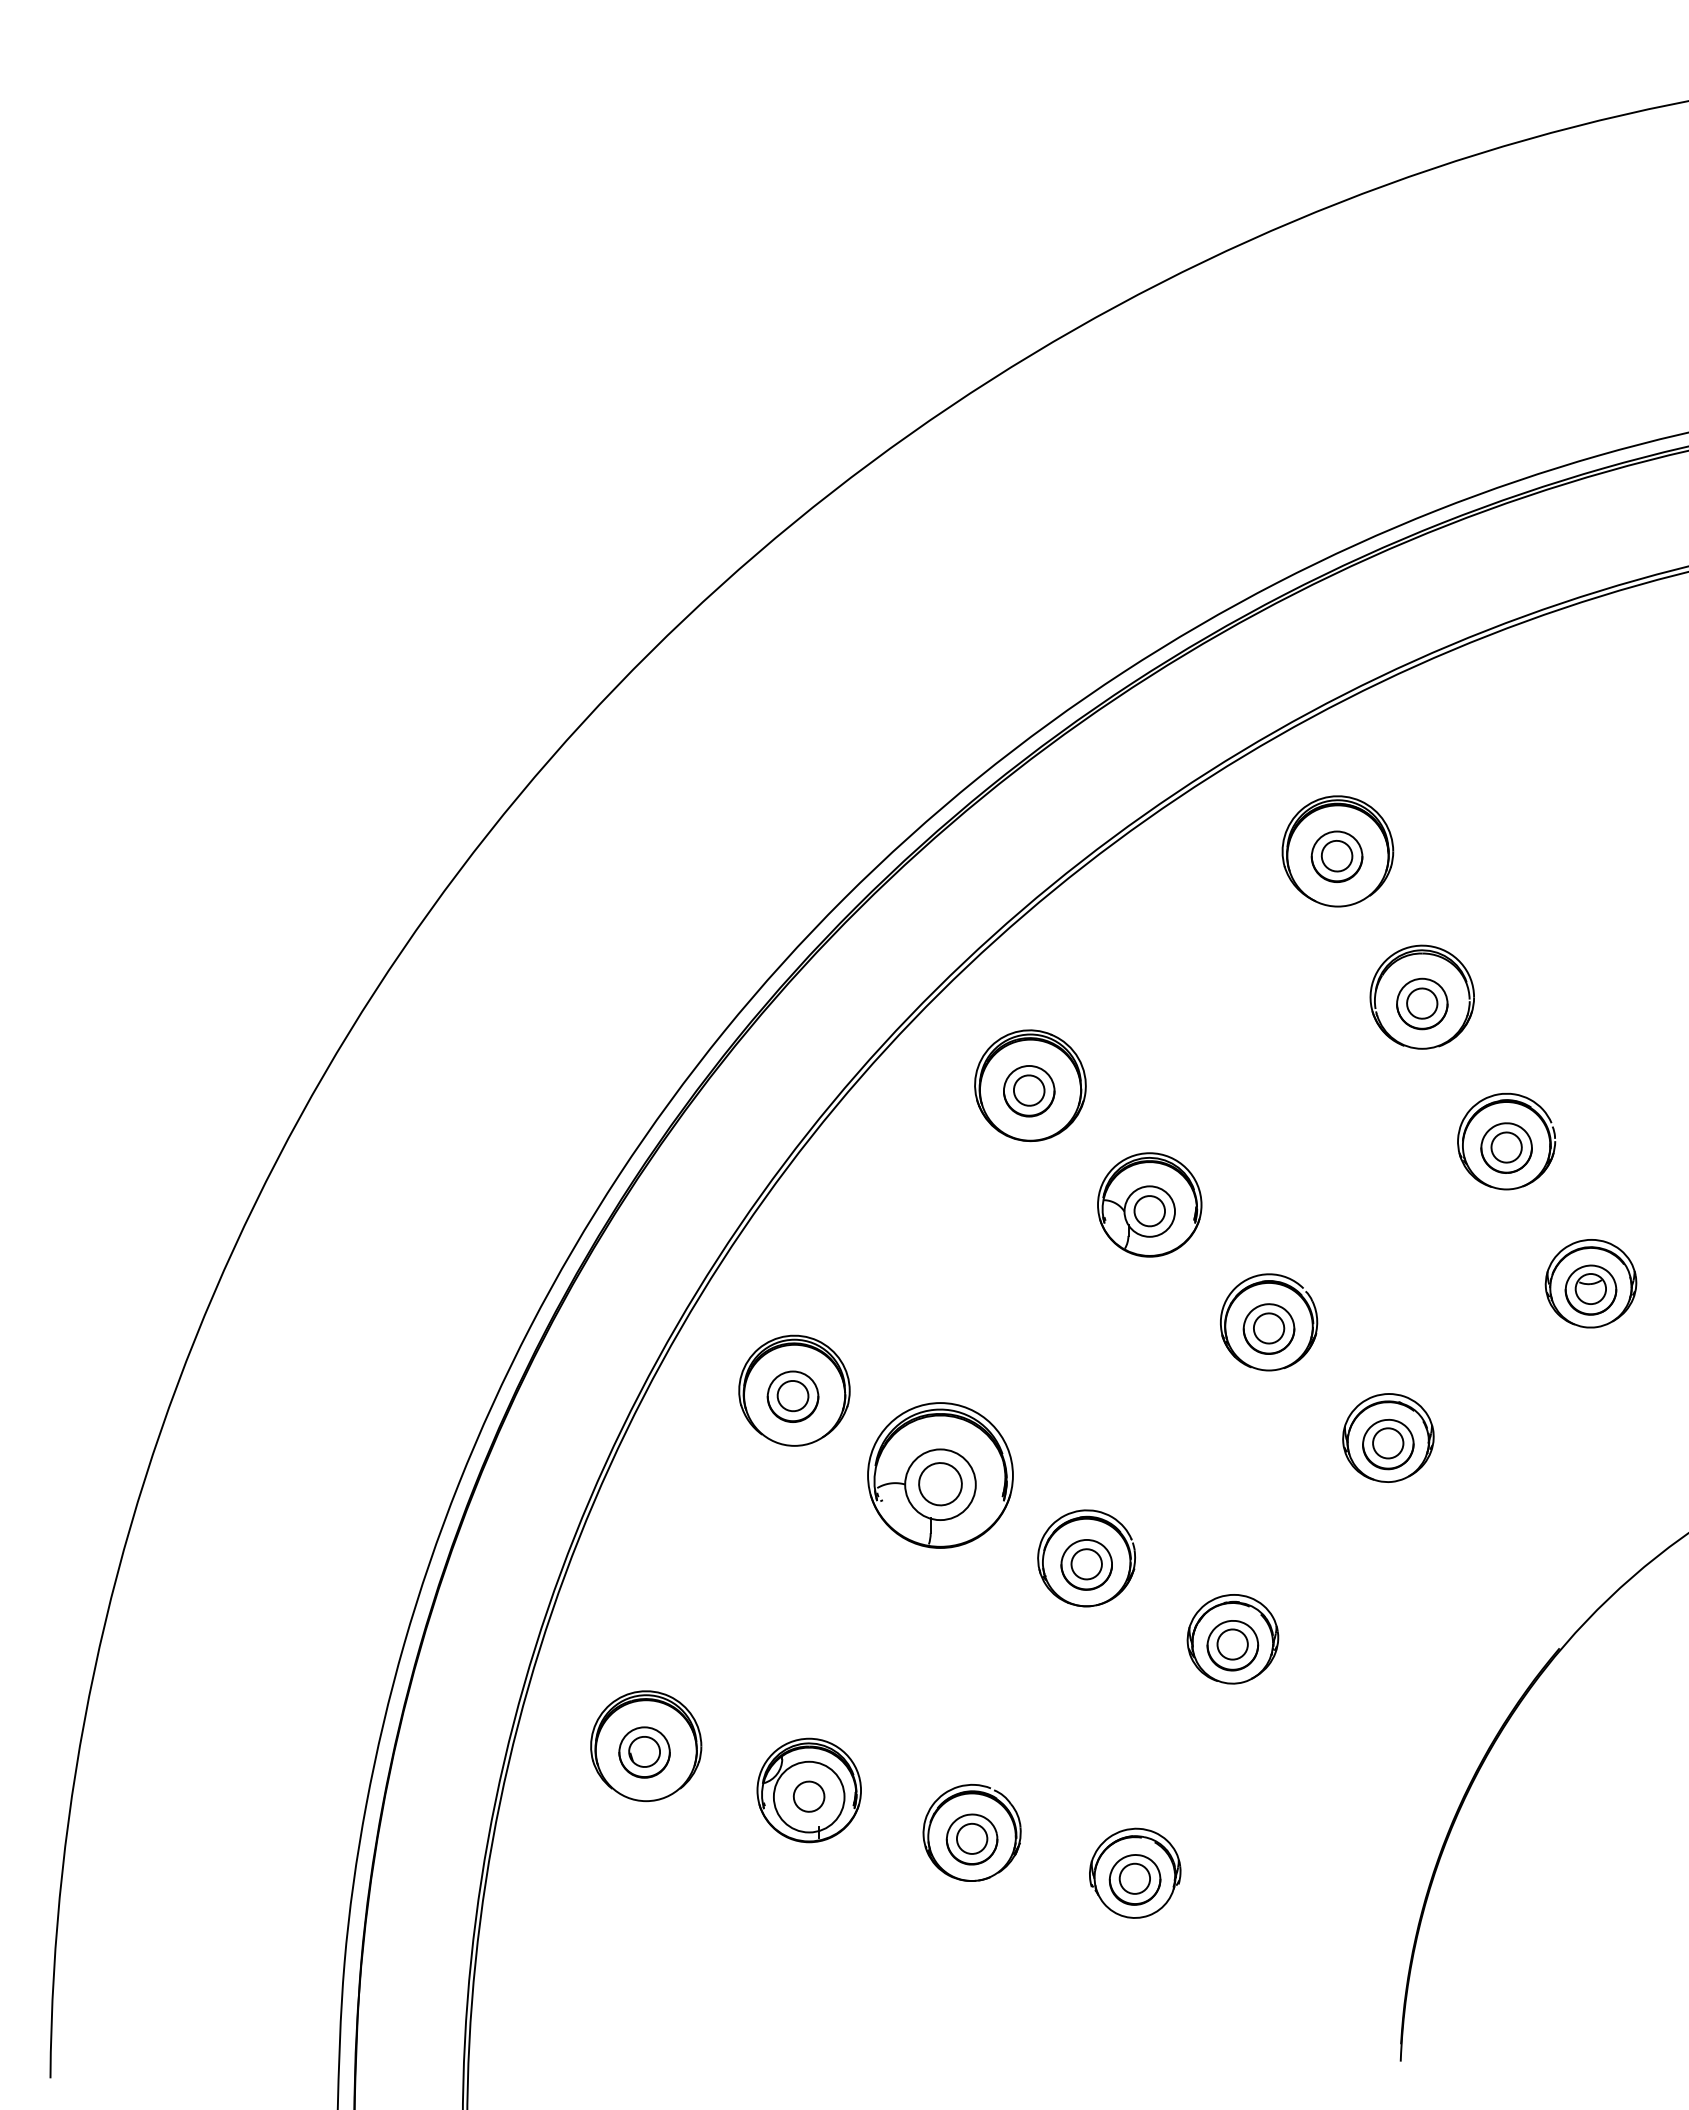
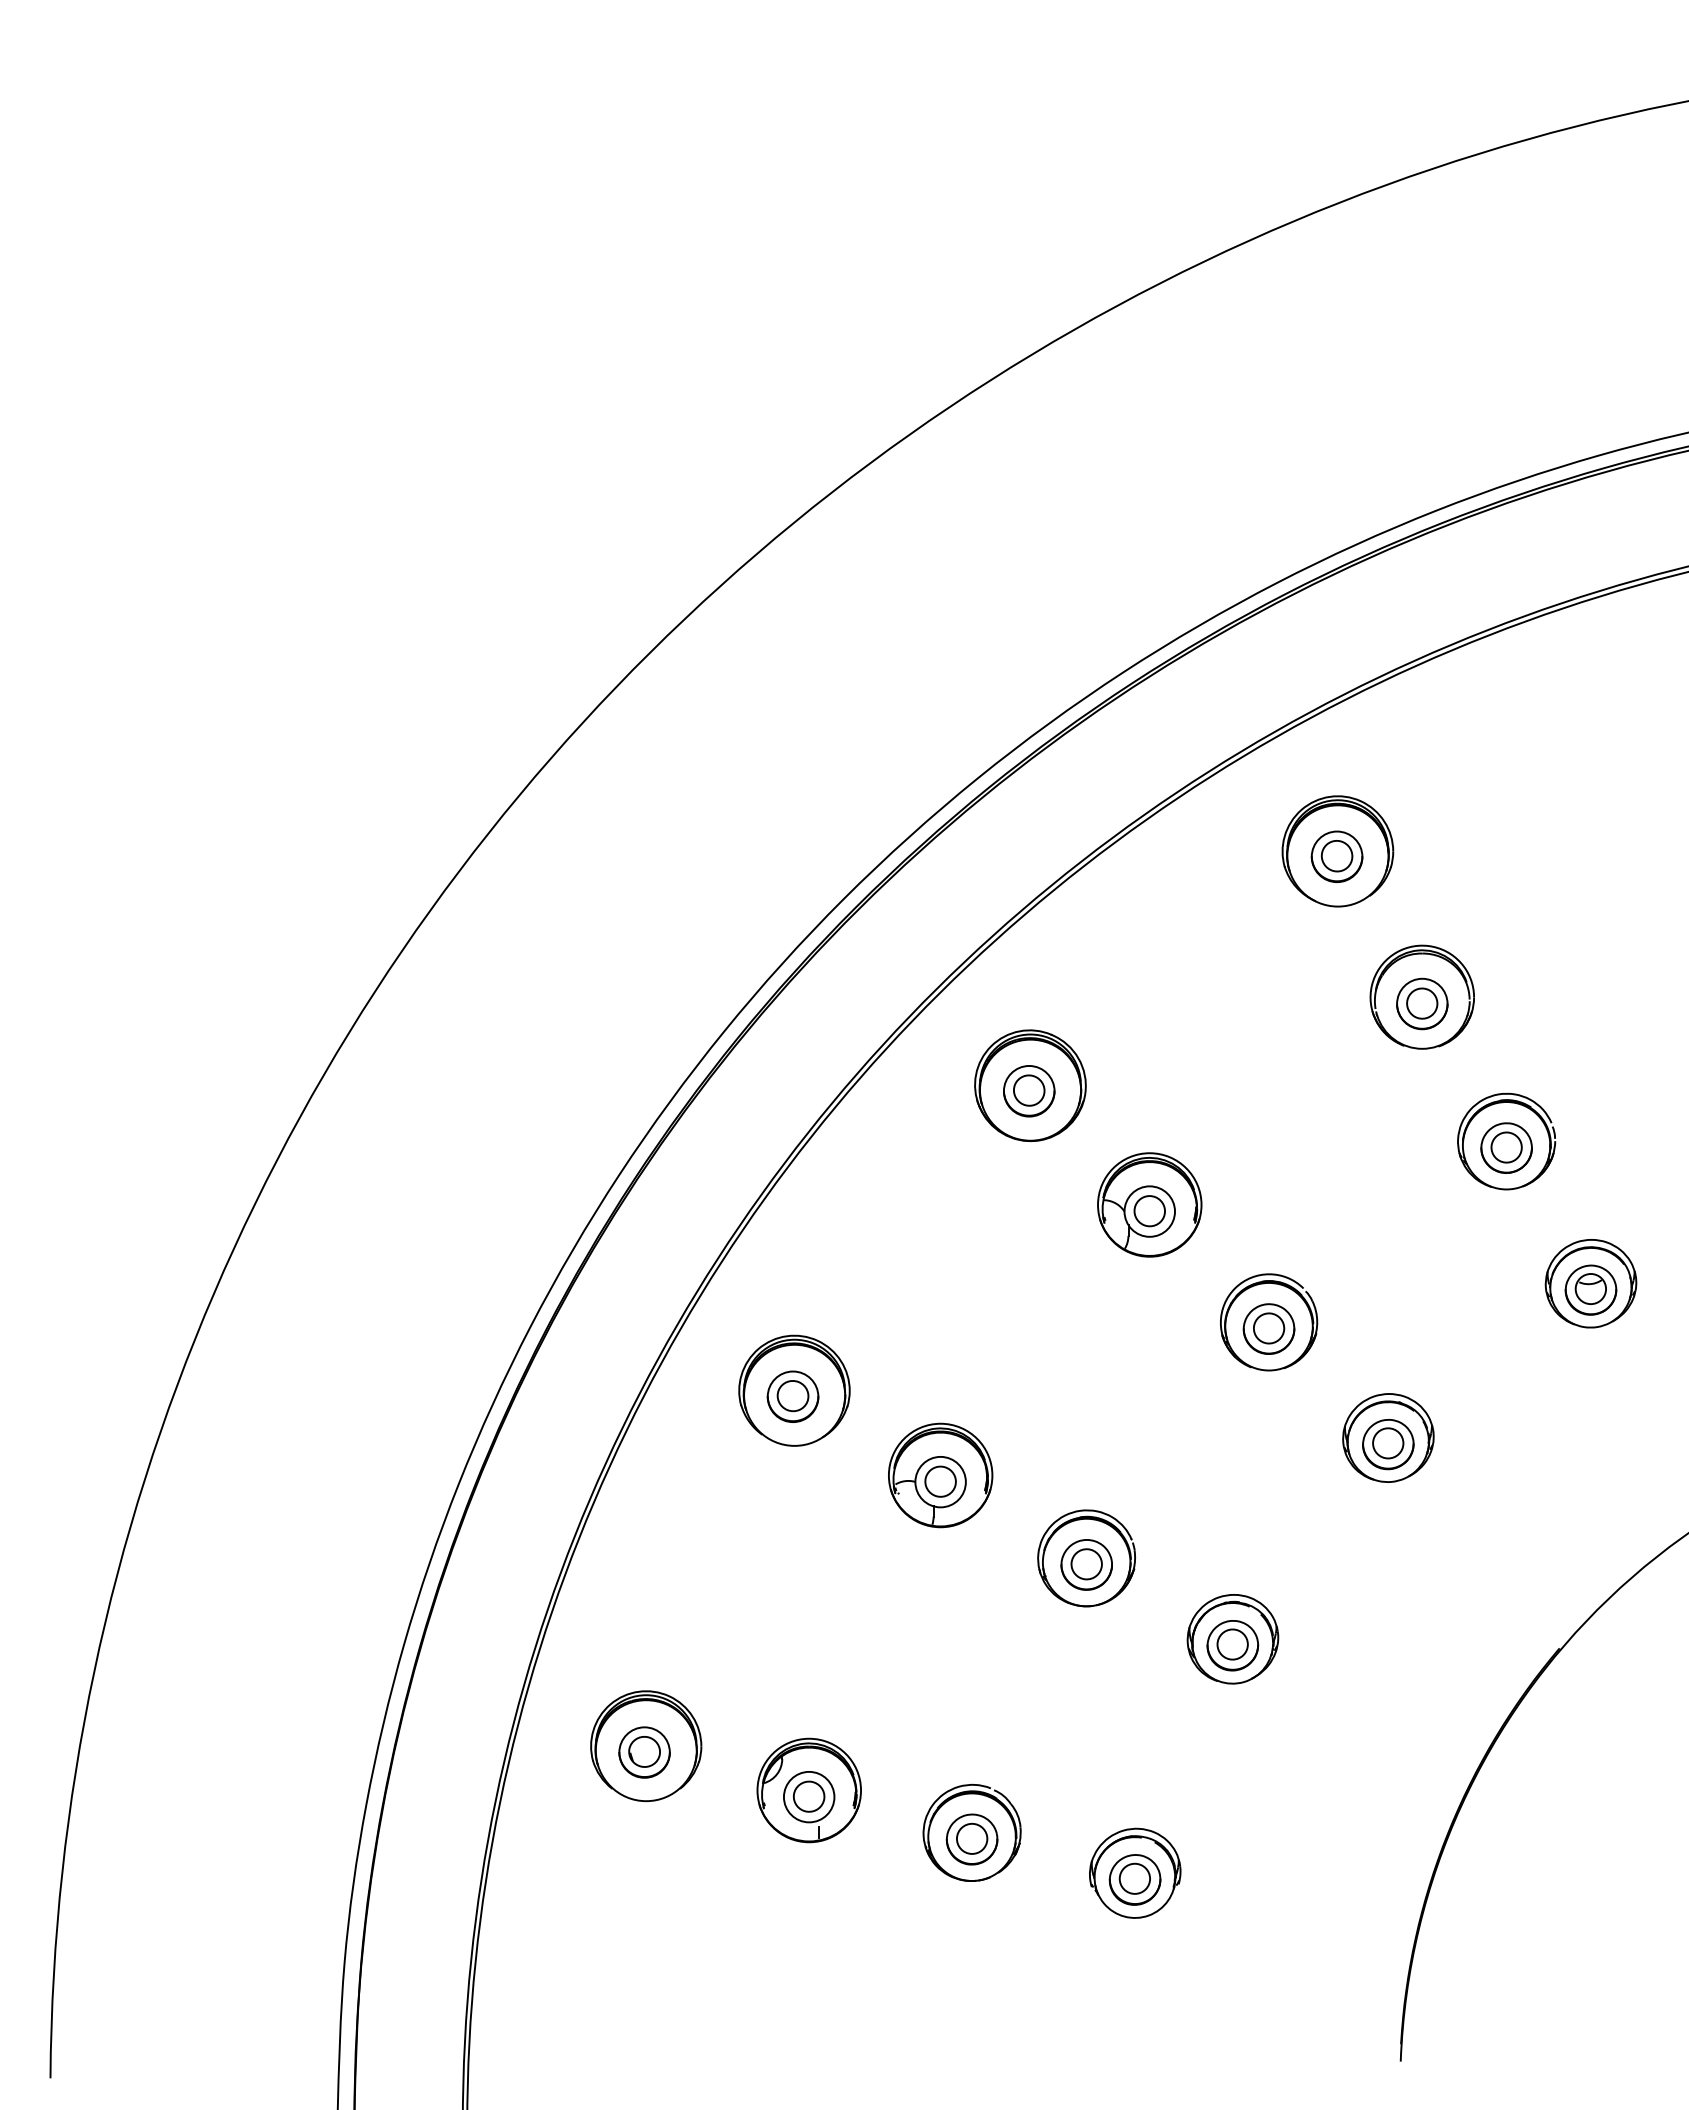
part size: 147x147 px -> 106x107 px (940, 1475)
circle diameter: 71 px -> 50 px (808, 1796)
